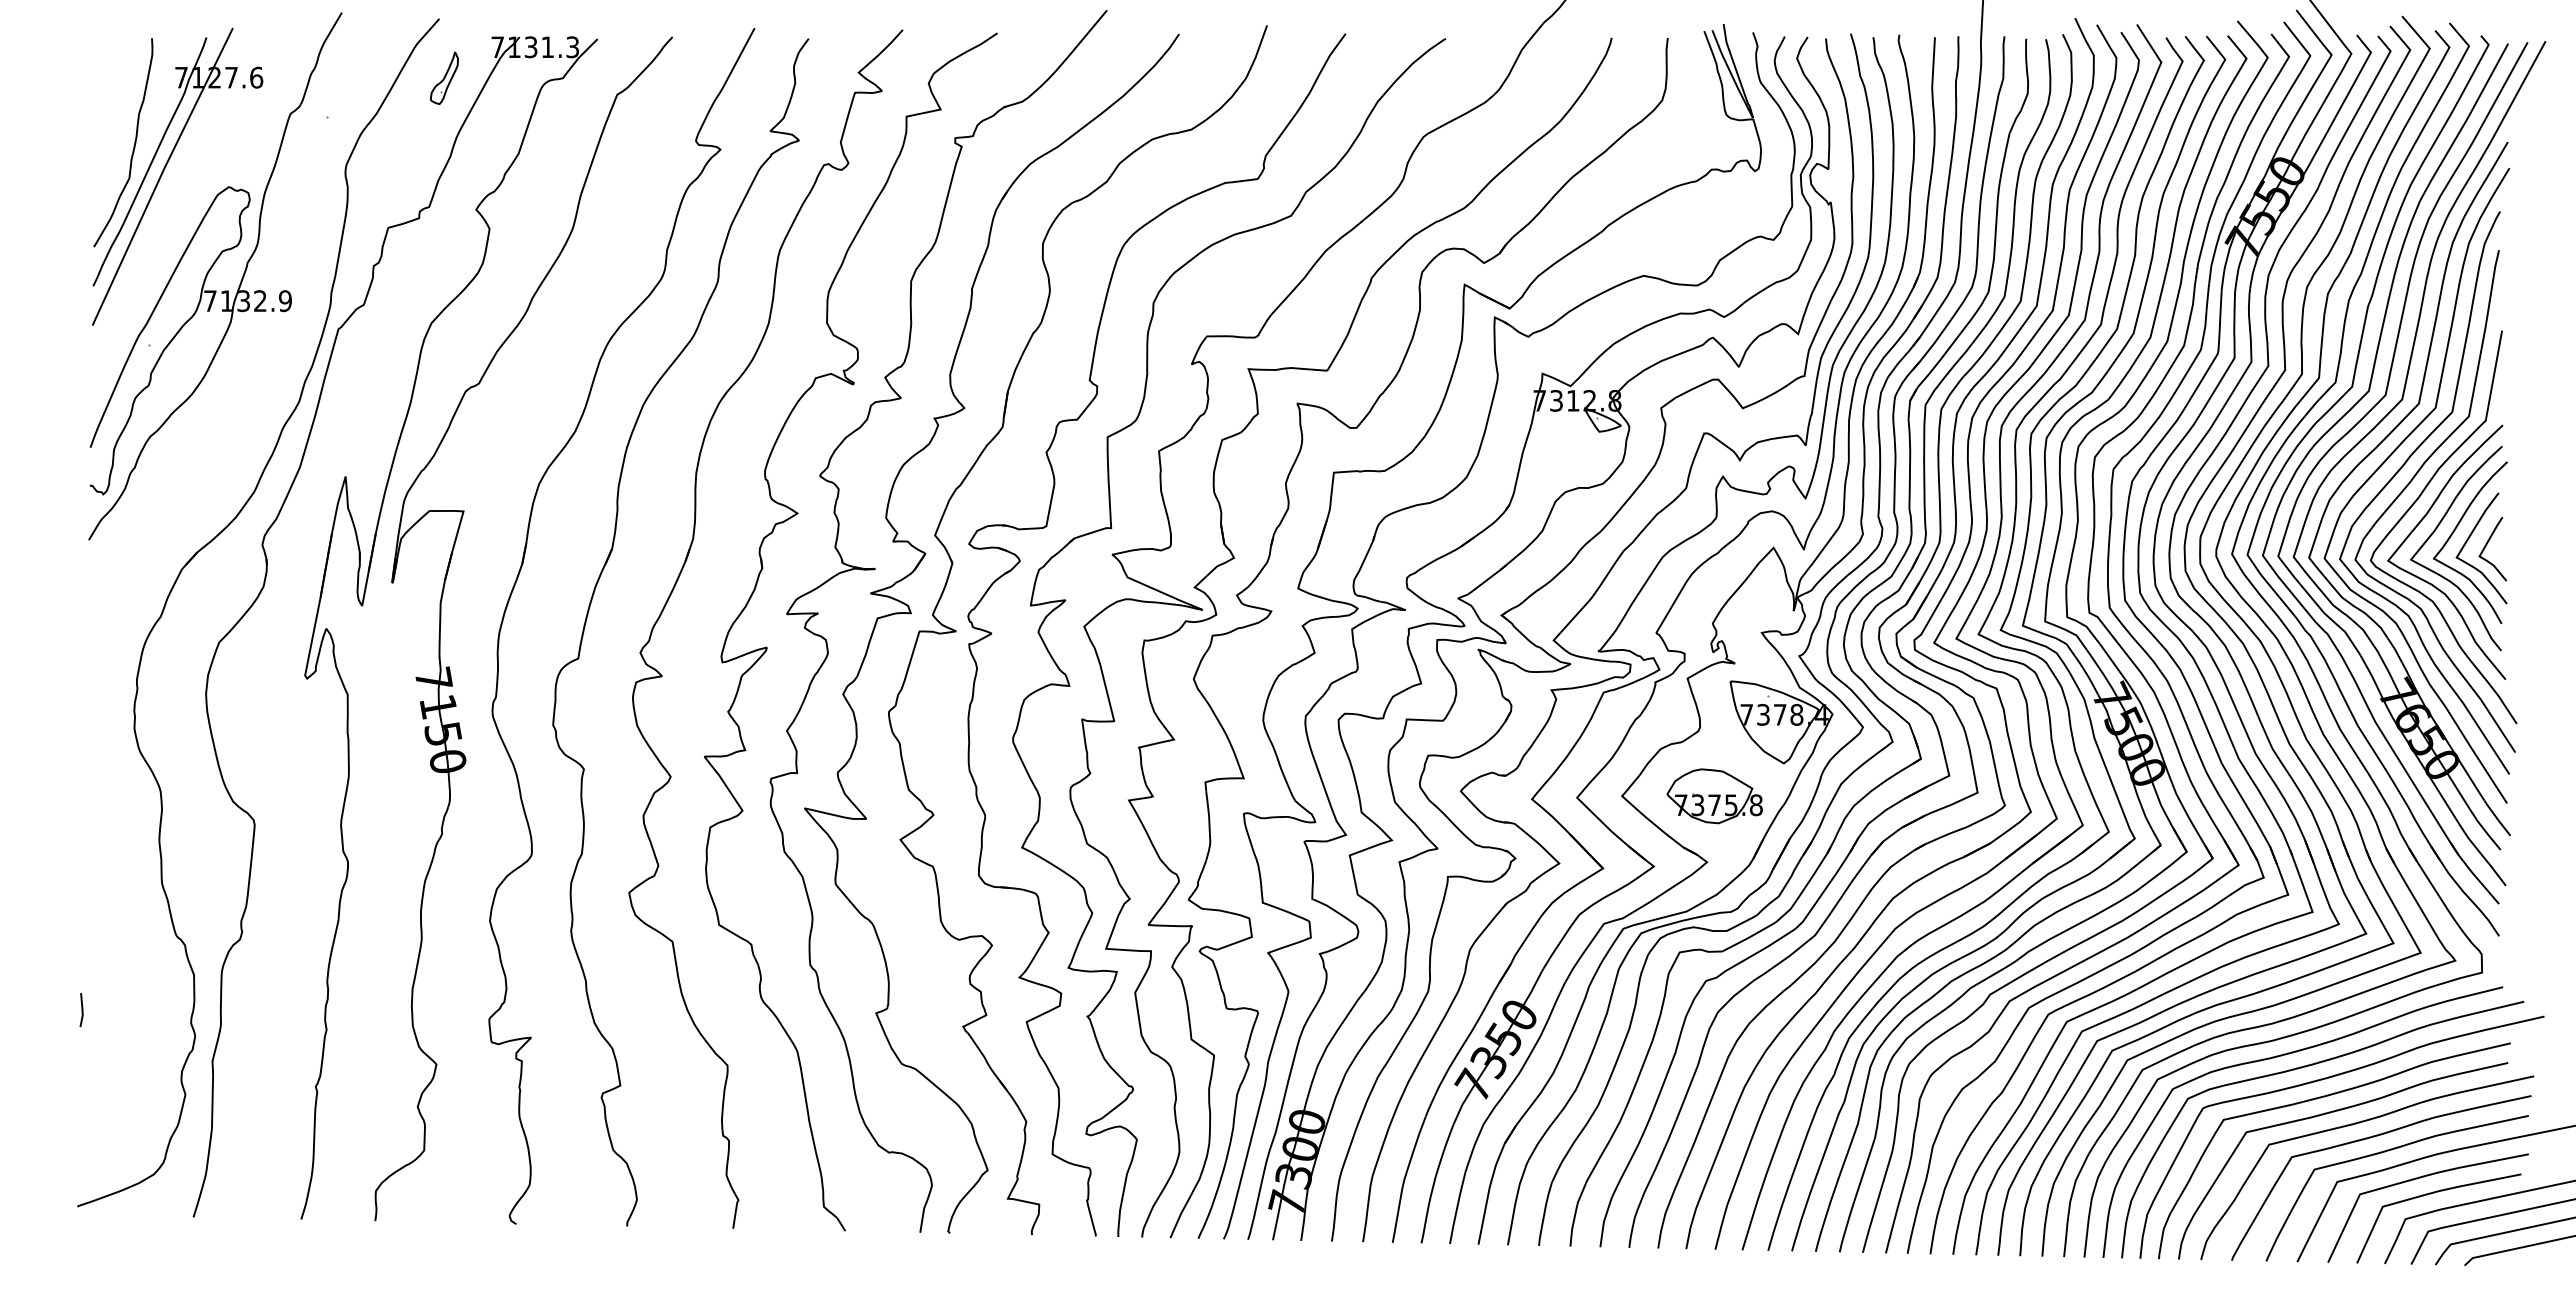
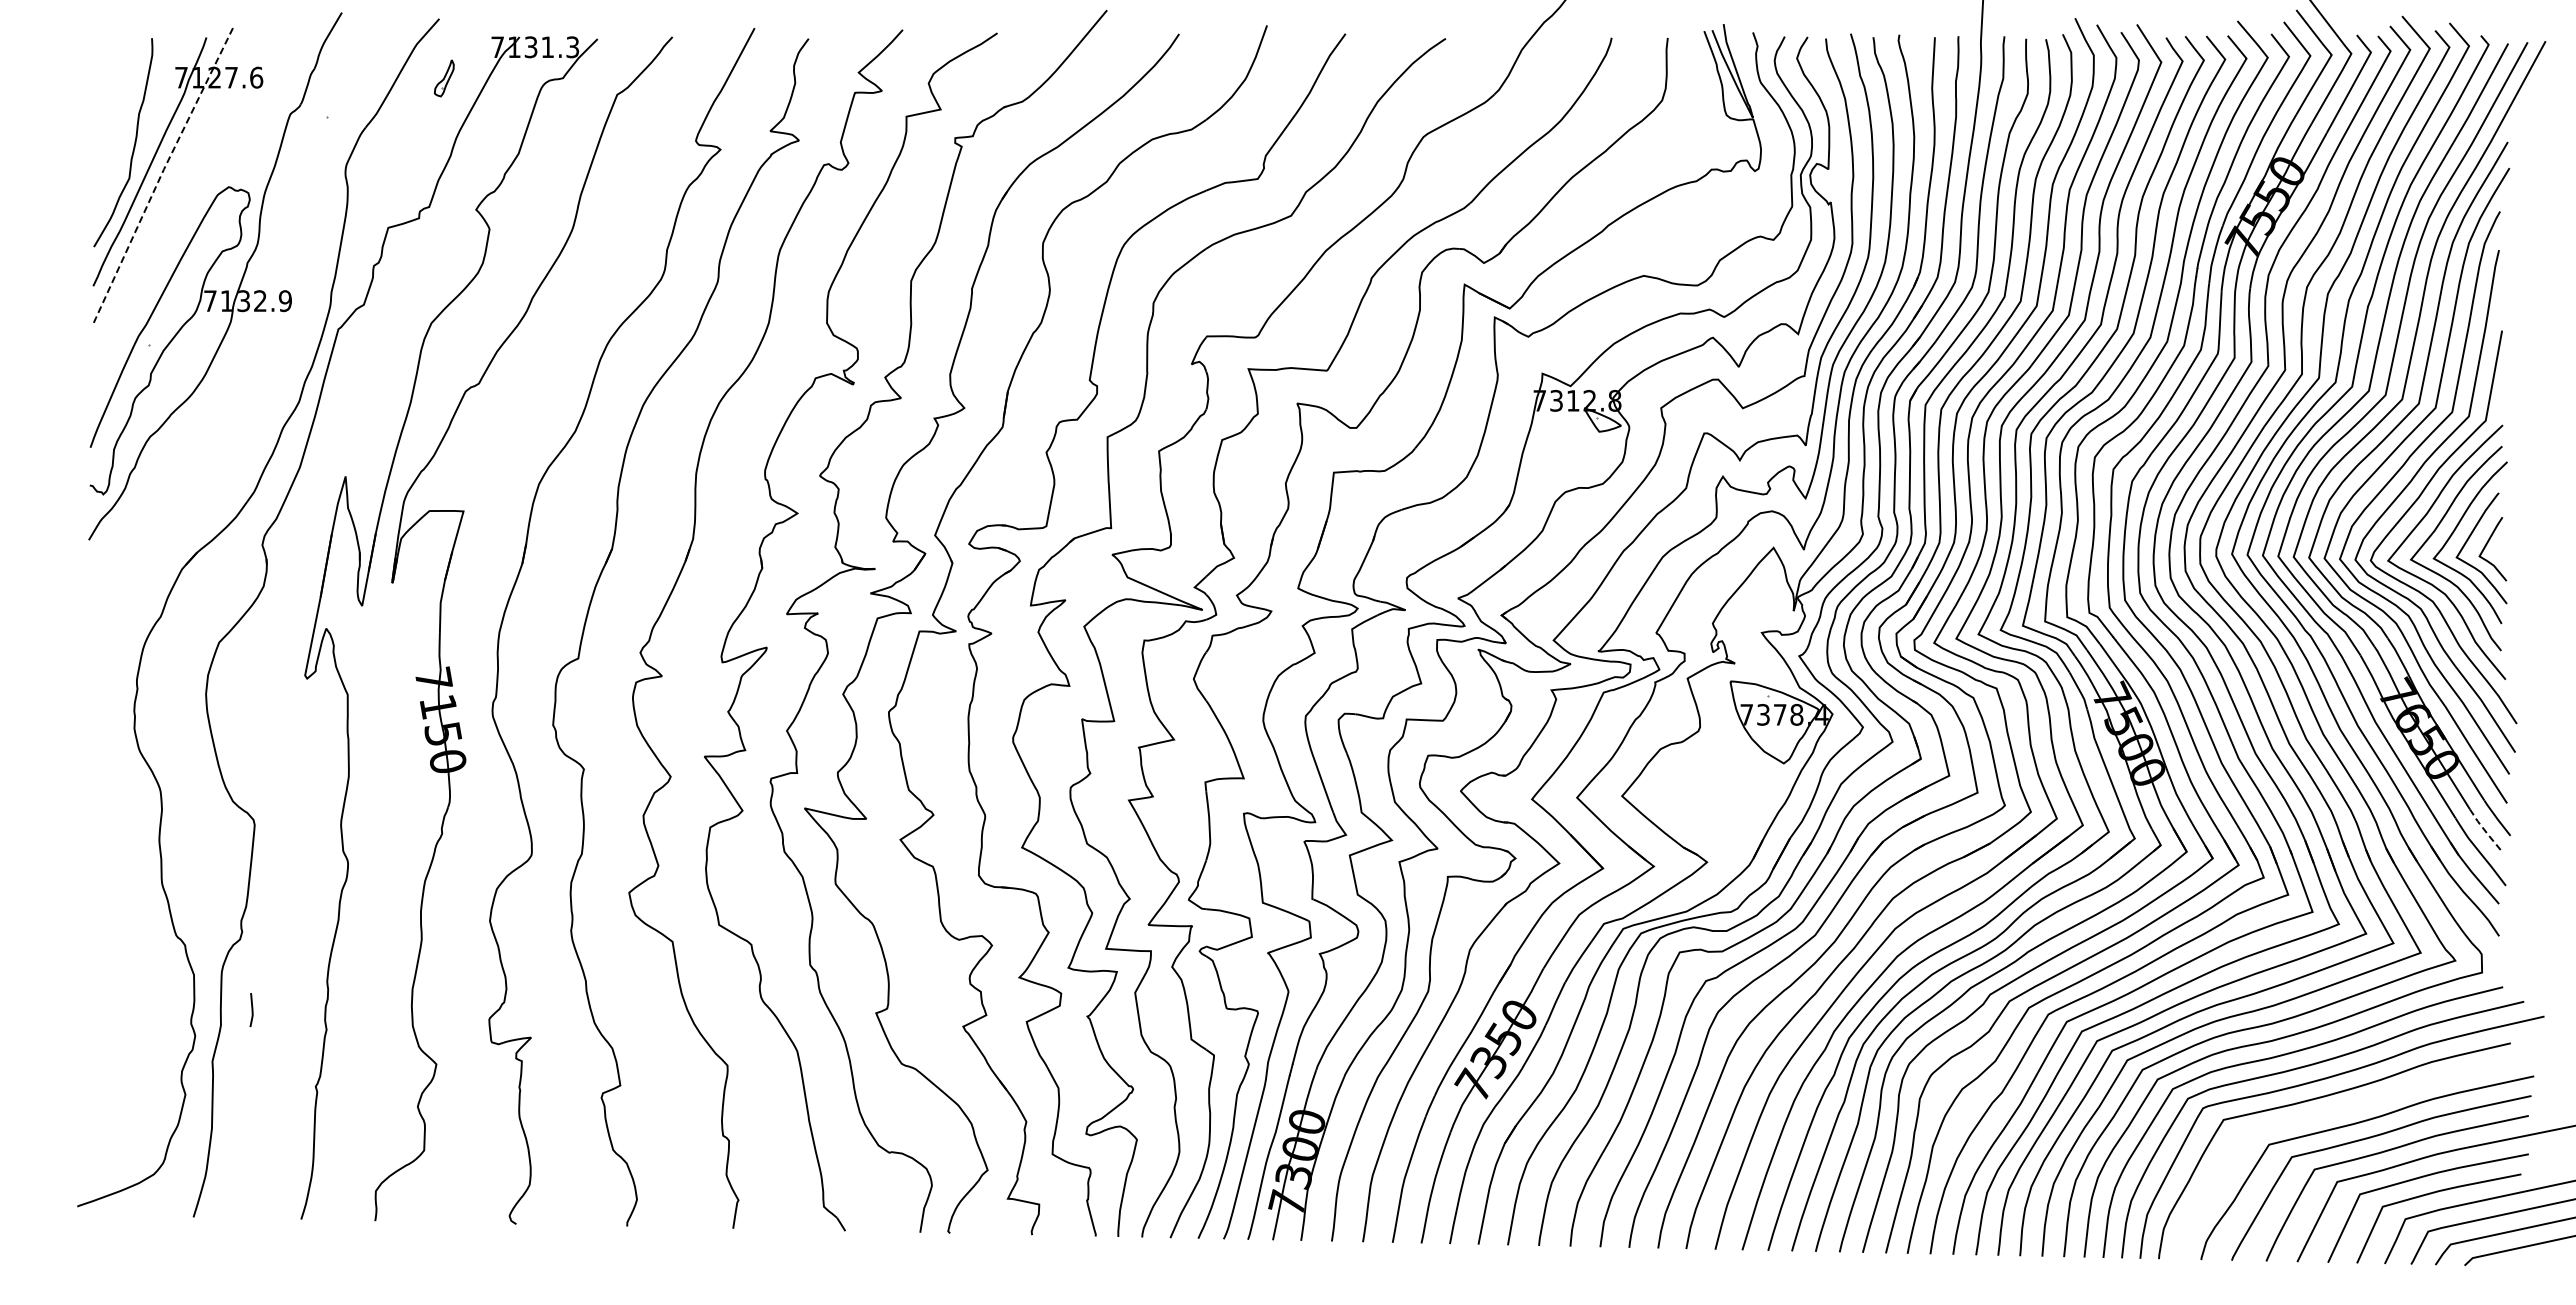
part size: 30x55 px -> 22x39 px (443, 78)
line: solid -> dashed (160, 176)
part: present -> none (1714, 796)
line: solid -> dashed (2484, 829)
curve position: (81, 1009) -> (251, 1009) (251, 1009)
curve: present -> none (2330, 1113)
